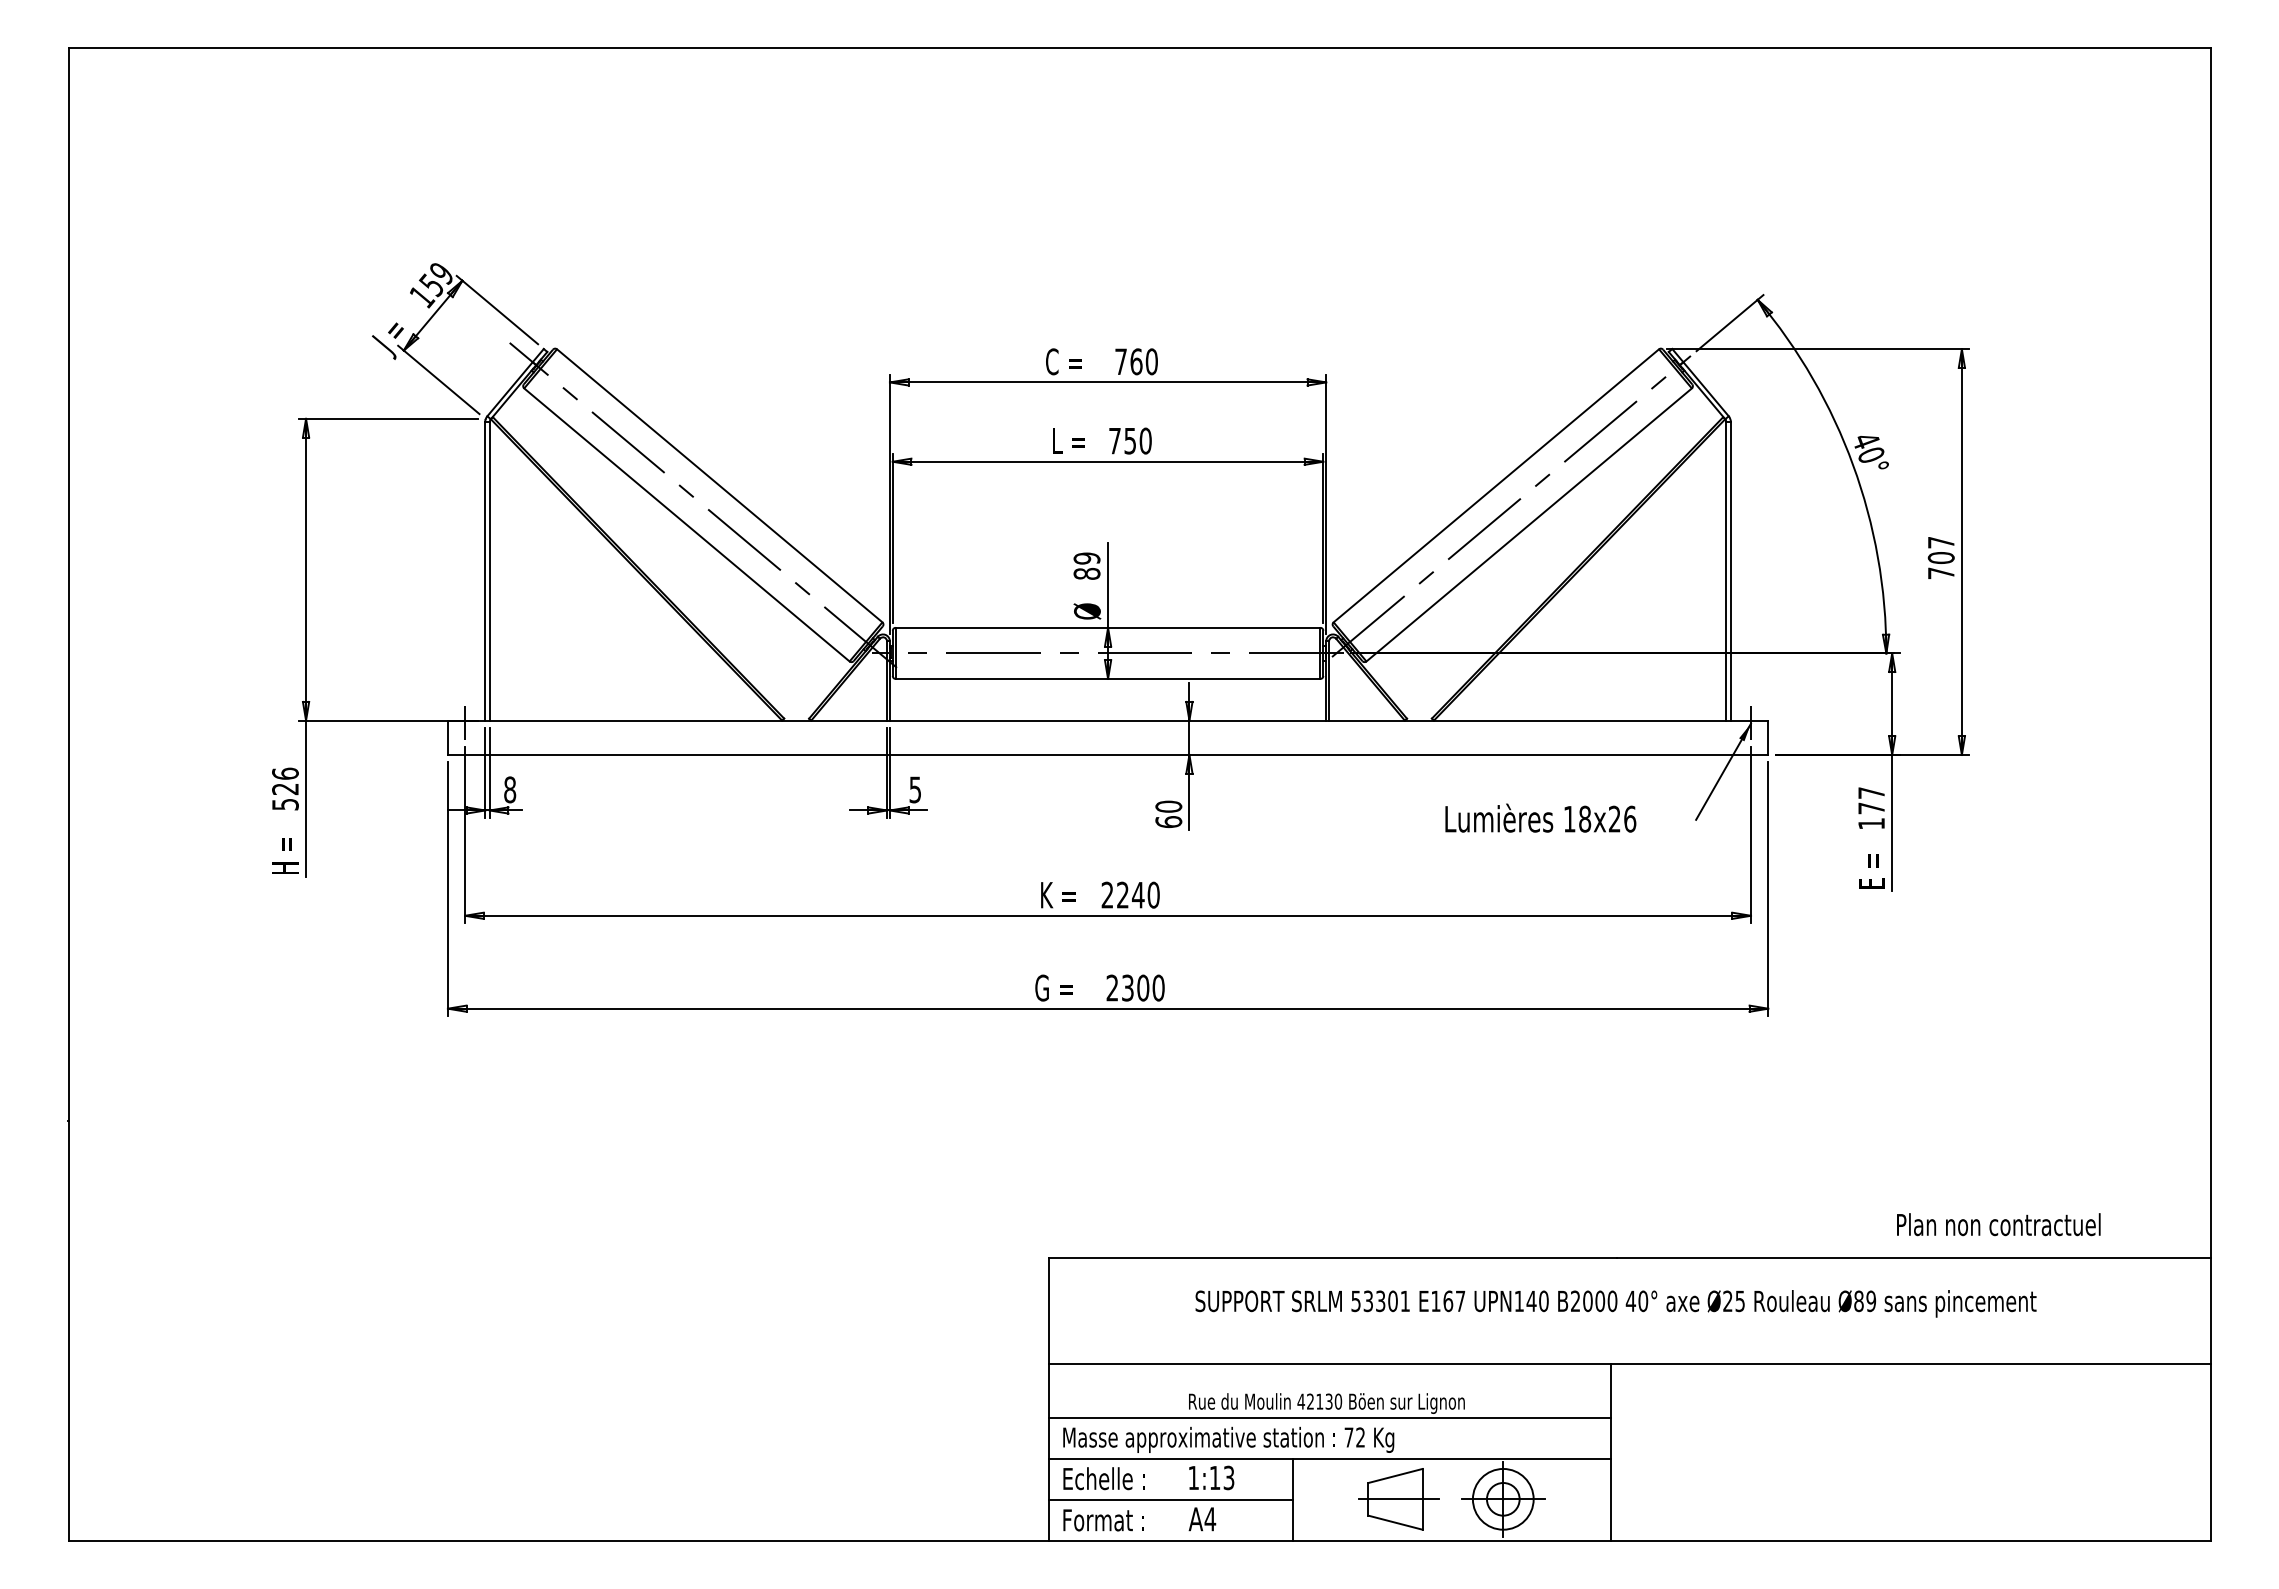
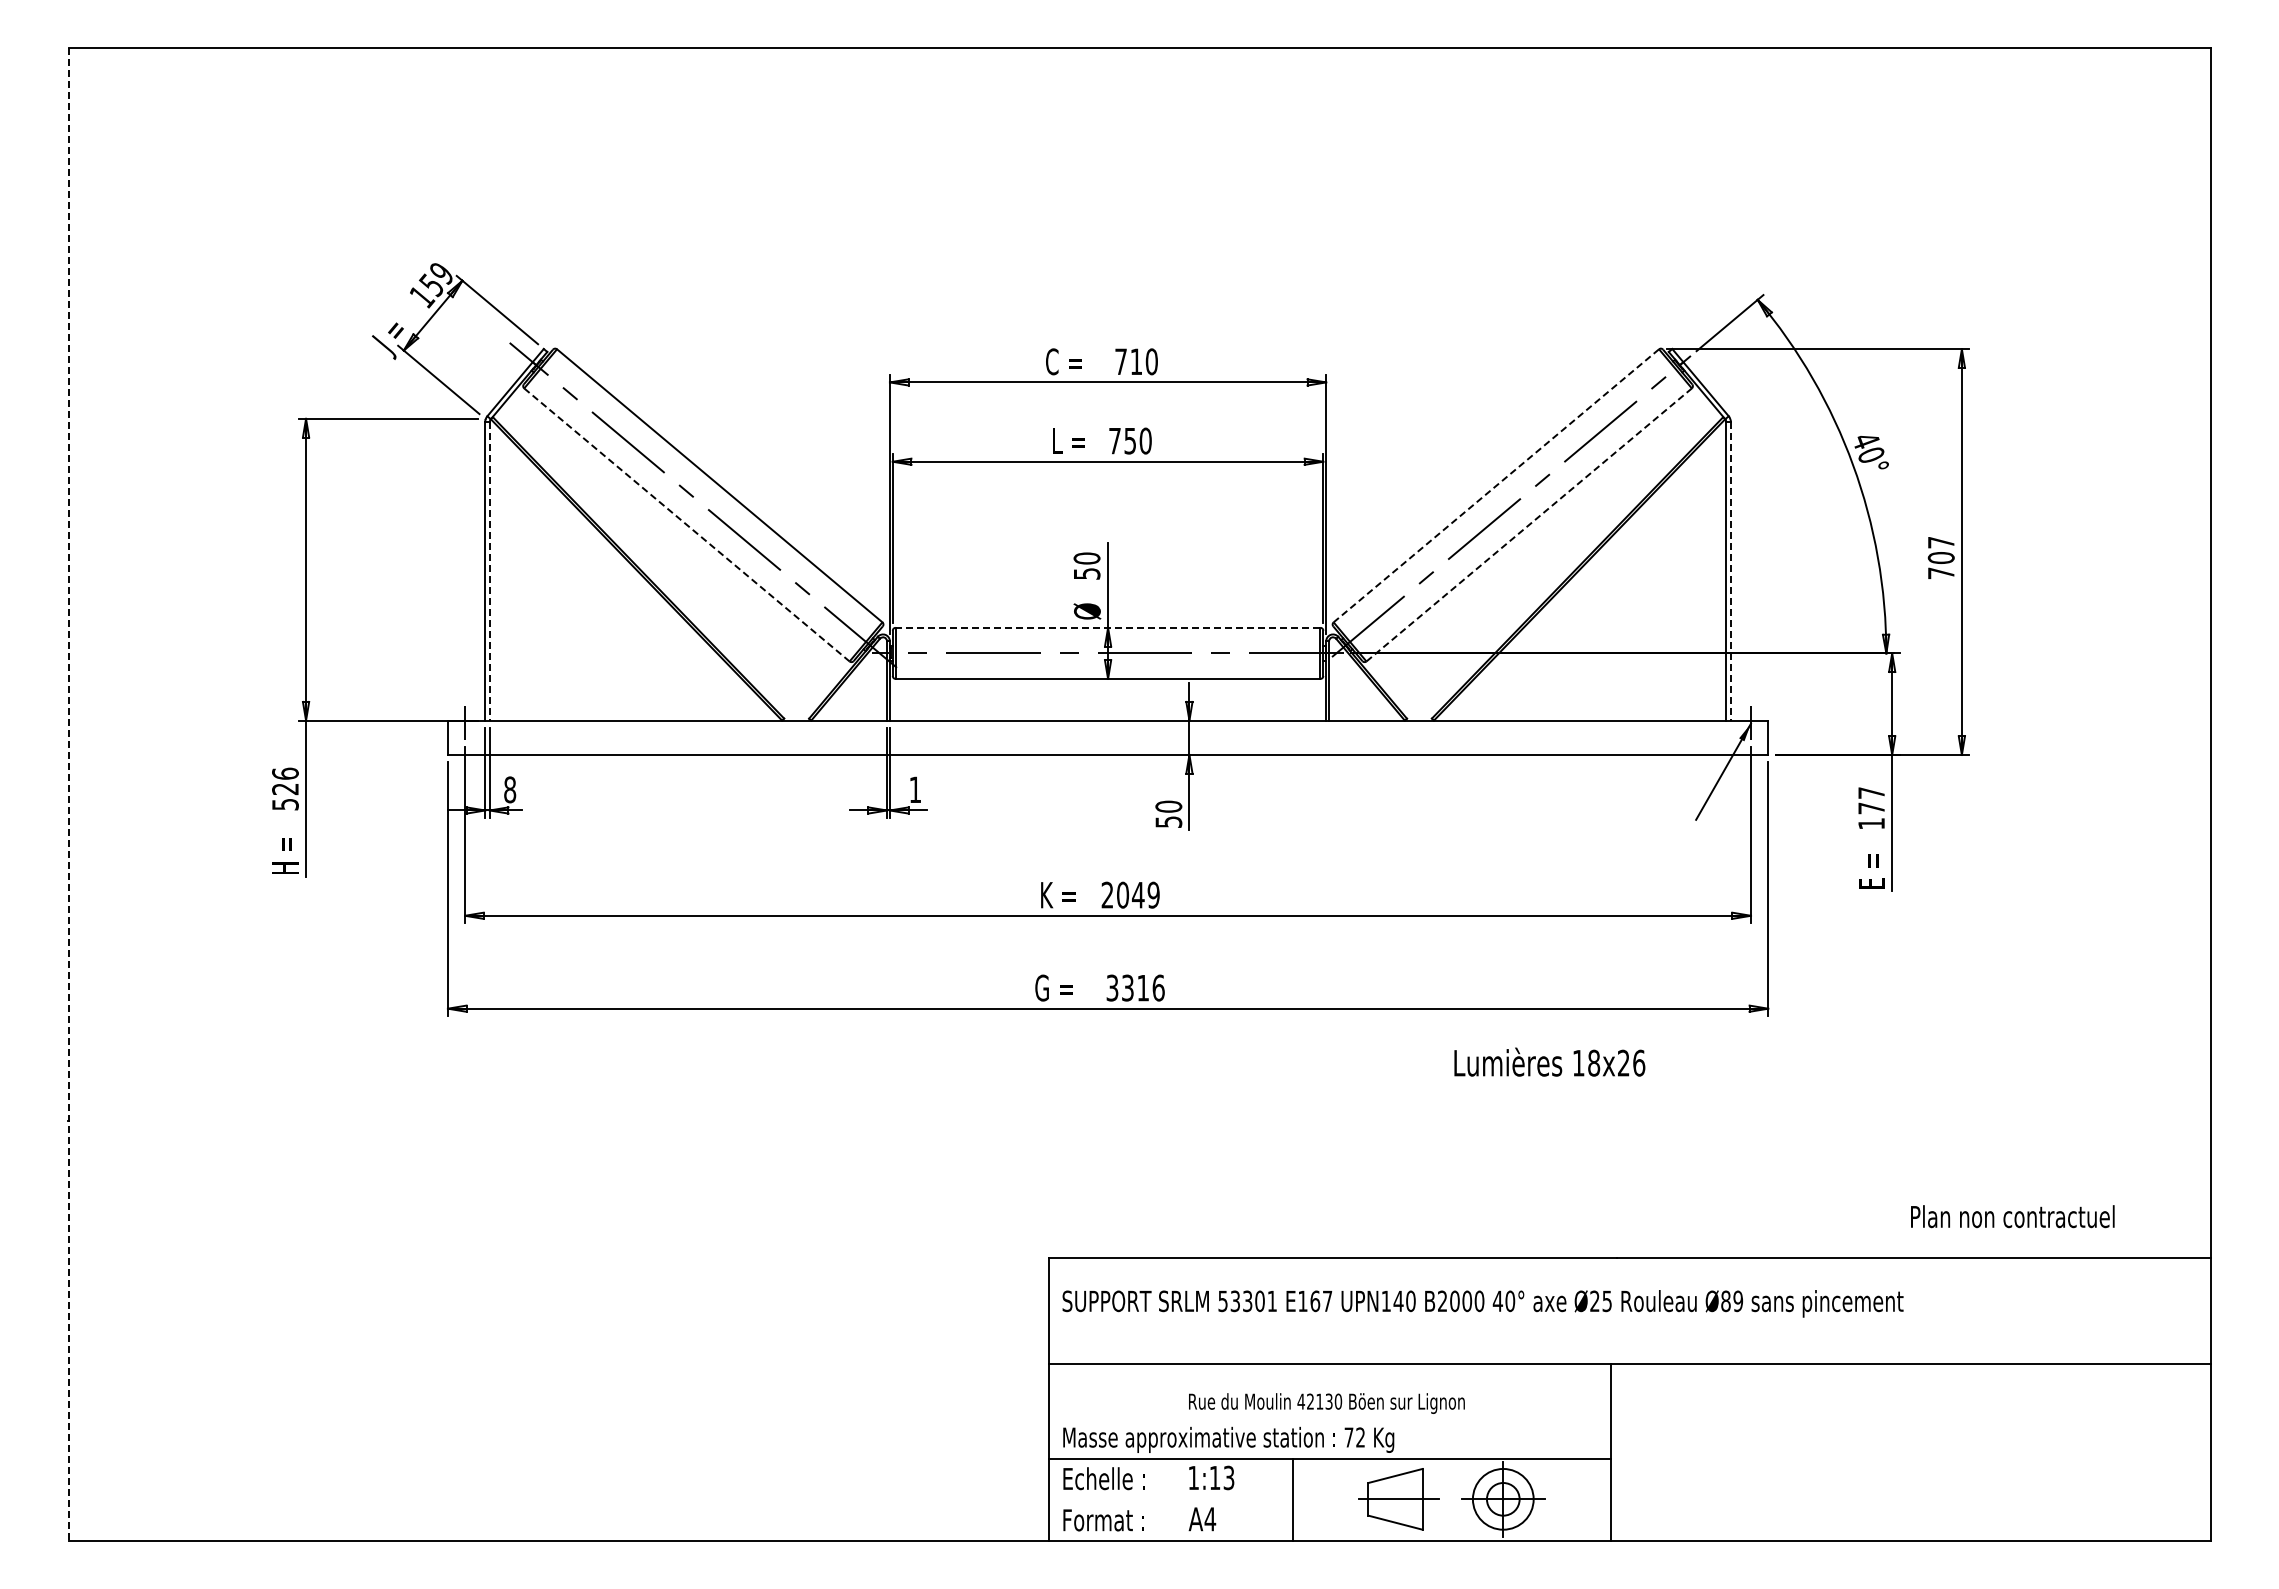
text: 760 -> 710 (1136, 361)
line: solid -> dashed (1495, 486)
line: solid -> dashed (1529, 524)
line: solid -> dashed (687, 525)
text: 89 -> 50 (1086, 565)
line: solid -> dashed (489, 571)
line: solid -> dashed (1730, 571)
line: solid -> dashed (1107, 627)
text: 5 -> 1 (914, 789)
line: solid -> dashed (68, 794)
text position: (1540, 817) -> (1549, 1061) (1549, 1061)
text: 60 -> 50 (1168, 822)
text: 2240 -> 2049 (1138, 894)
text: 2300 -> 3316 (1135, 987)
text position: (1998, 1224) -> (2012, 1216) (2012, 1216)
text position: (1615, 1303) -> (1482, 1303) (1482, 1303)
line: present -> none (1330, 1418)
line: present -> none (1170, 1500)
